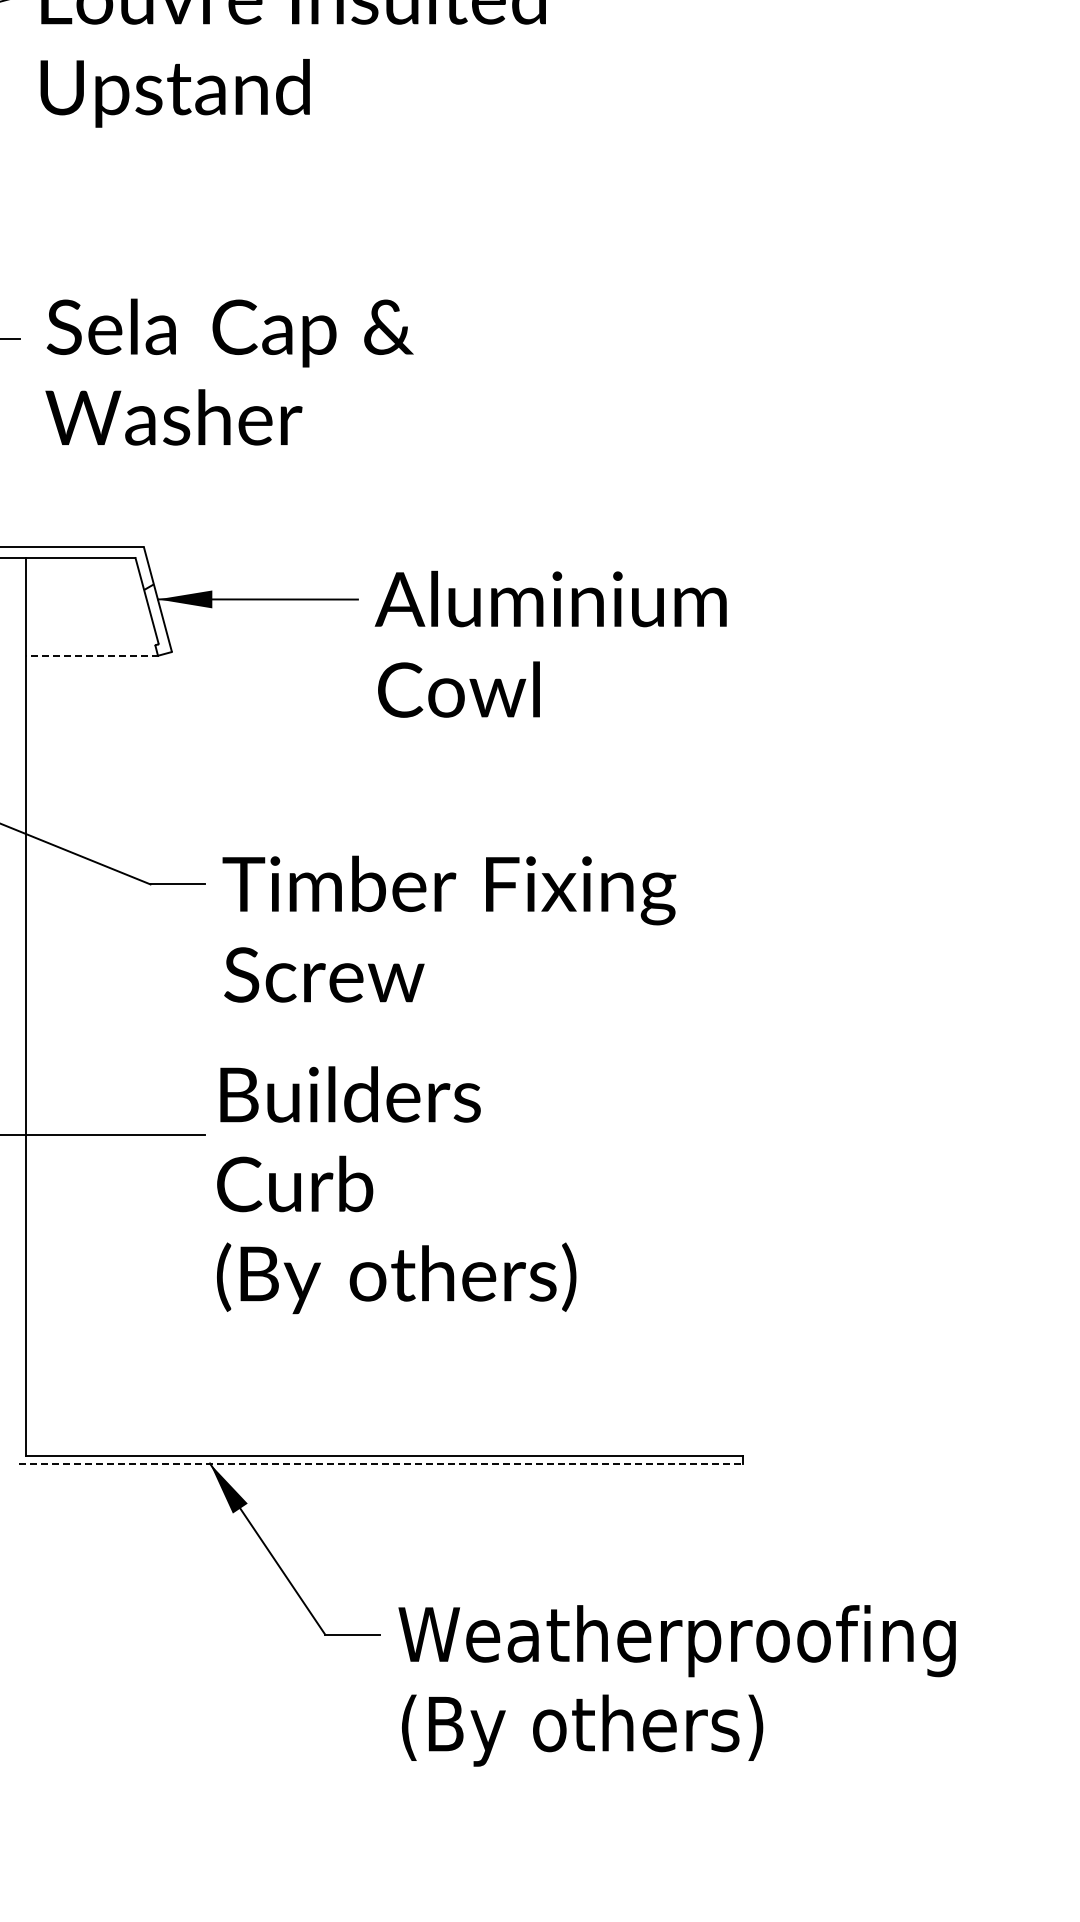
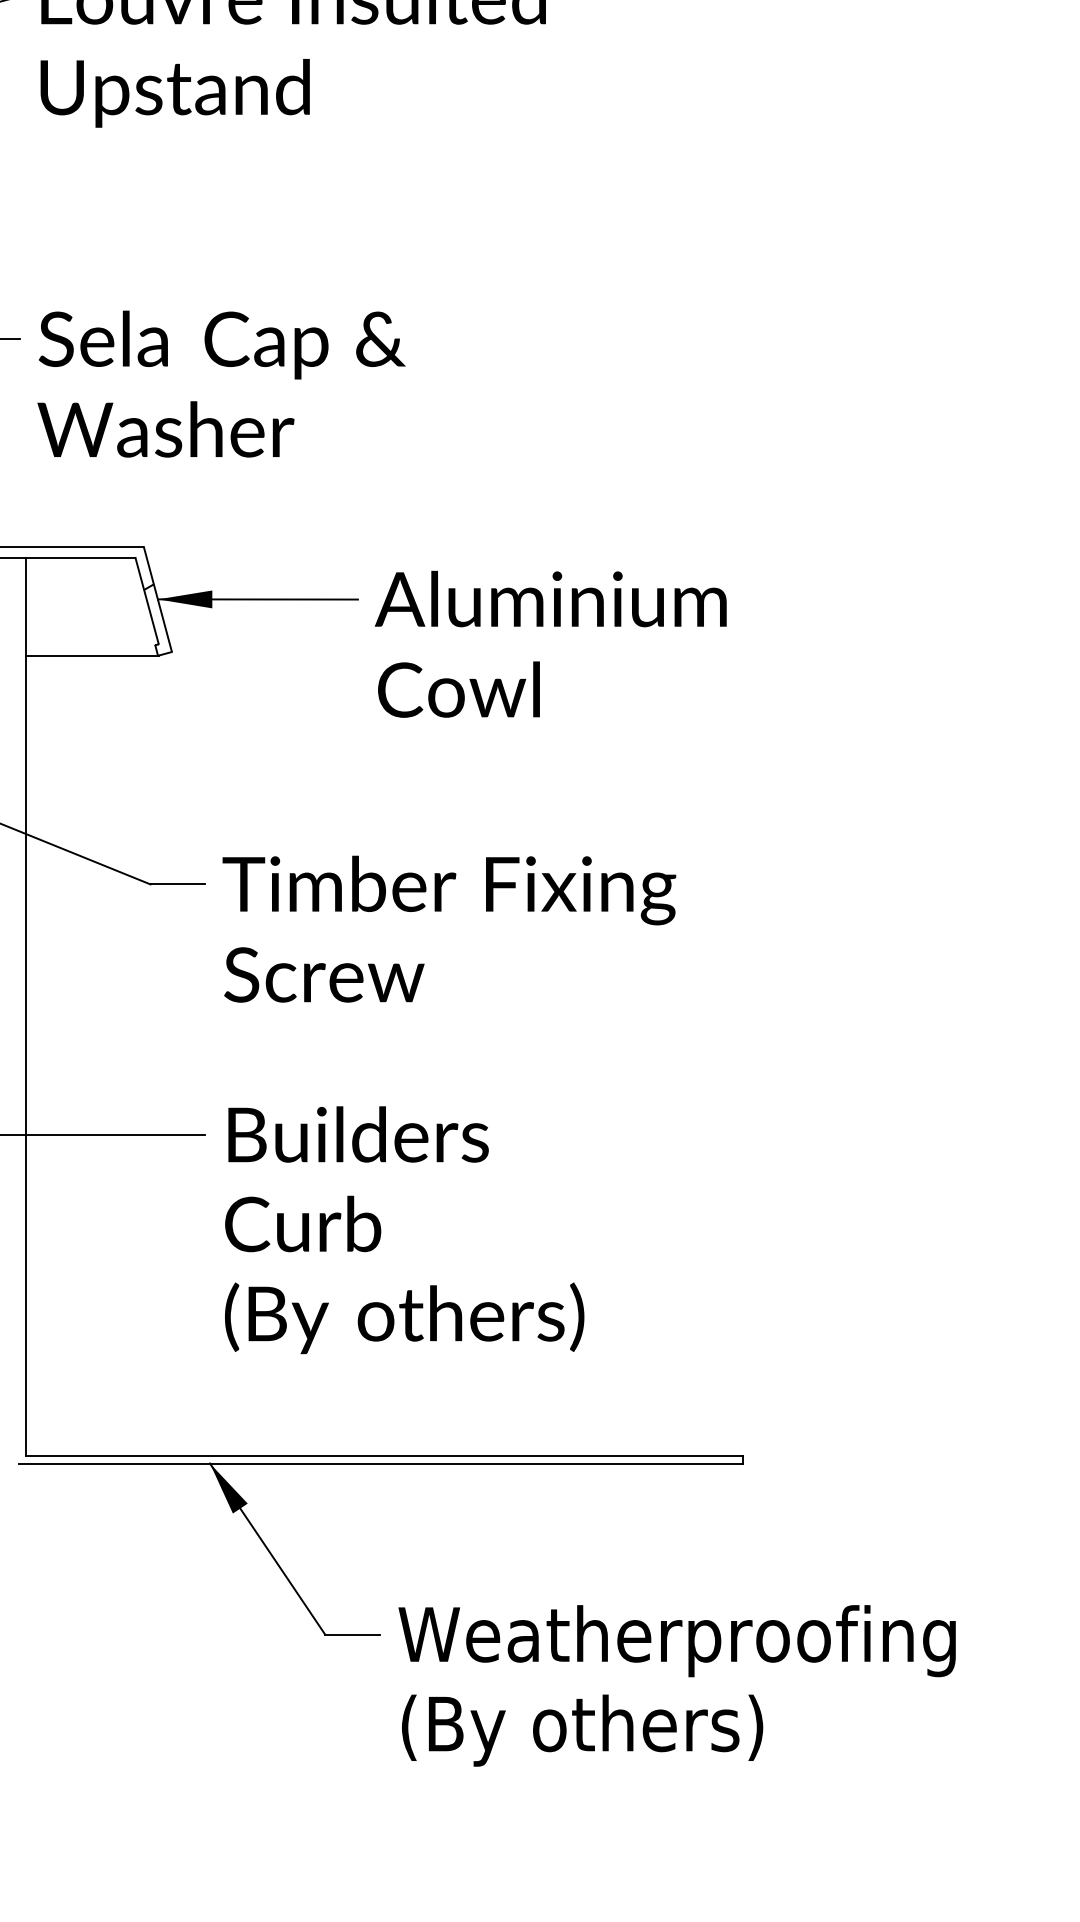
text position: (229, 371) -> (221, 383) (221, 383)
line: dashed -> solid (91, 655)
text position: (396, 1190) -> (404, 1230) (404, 1230)
line: dashed -> solid (380, 1463)
